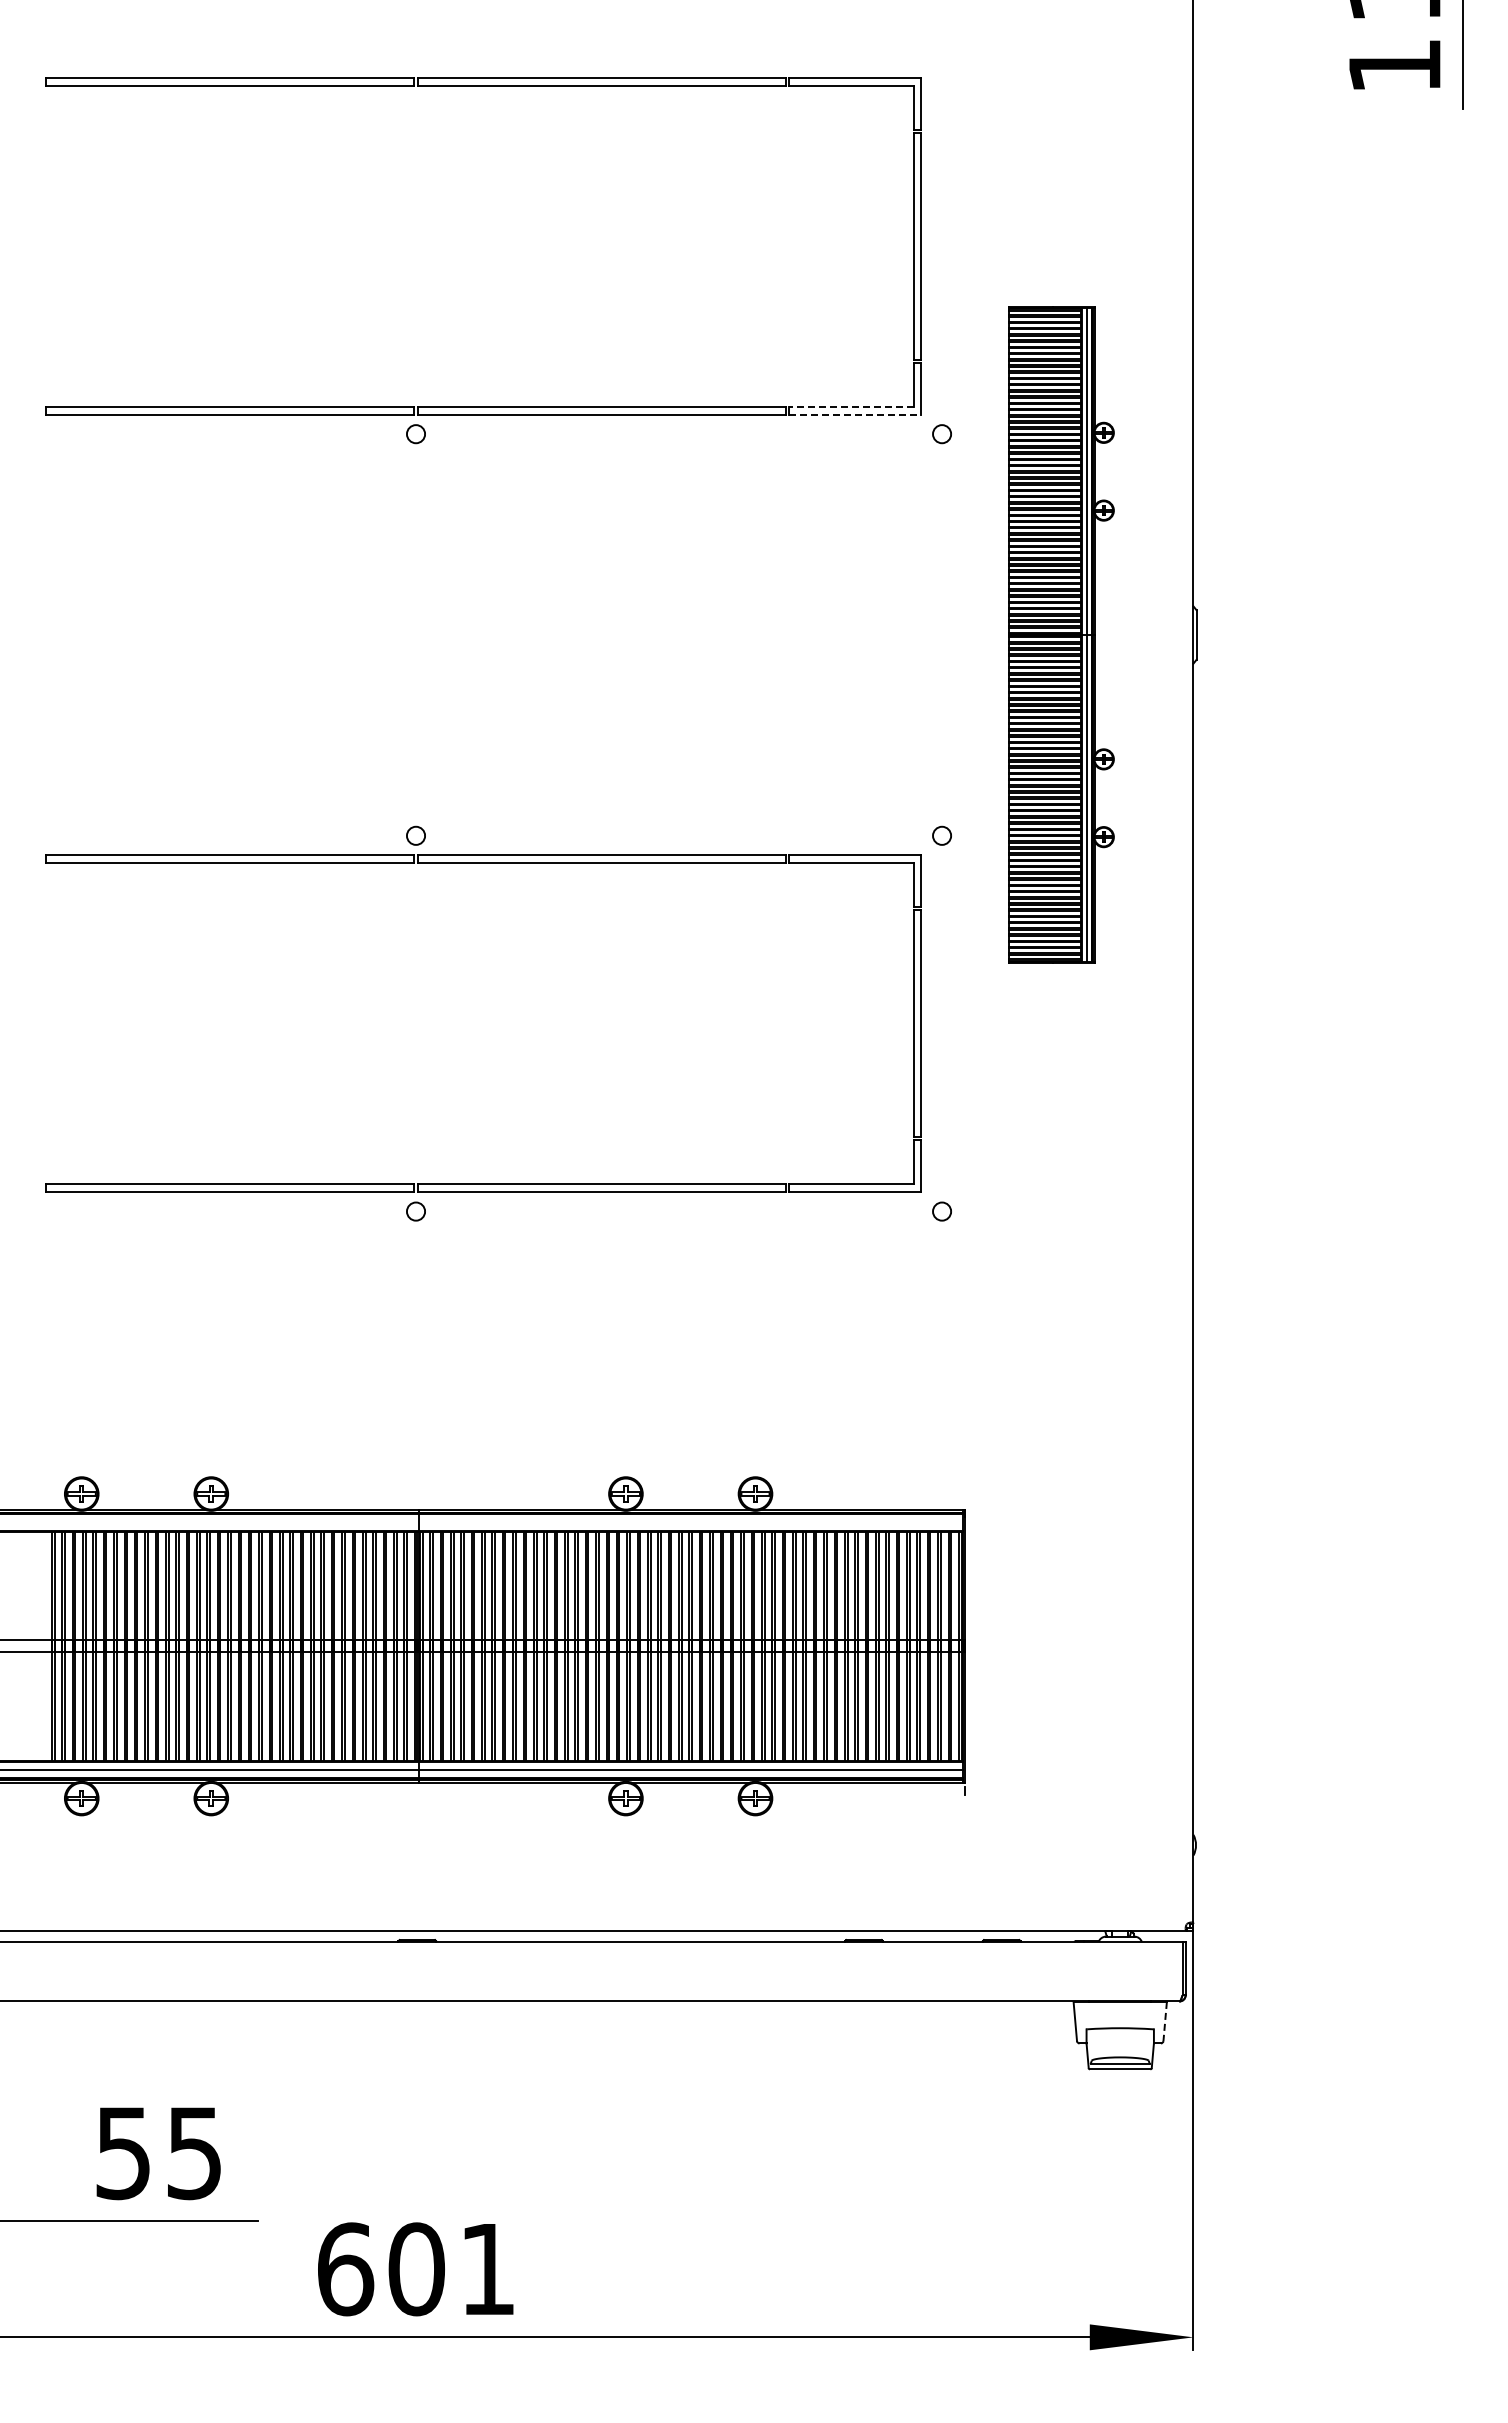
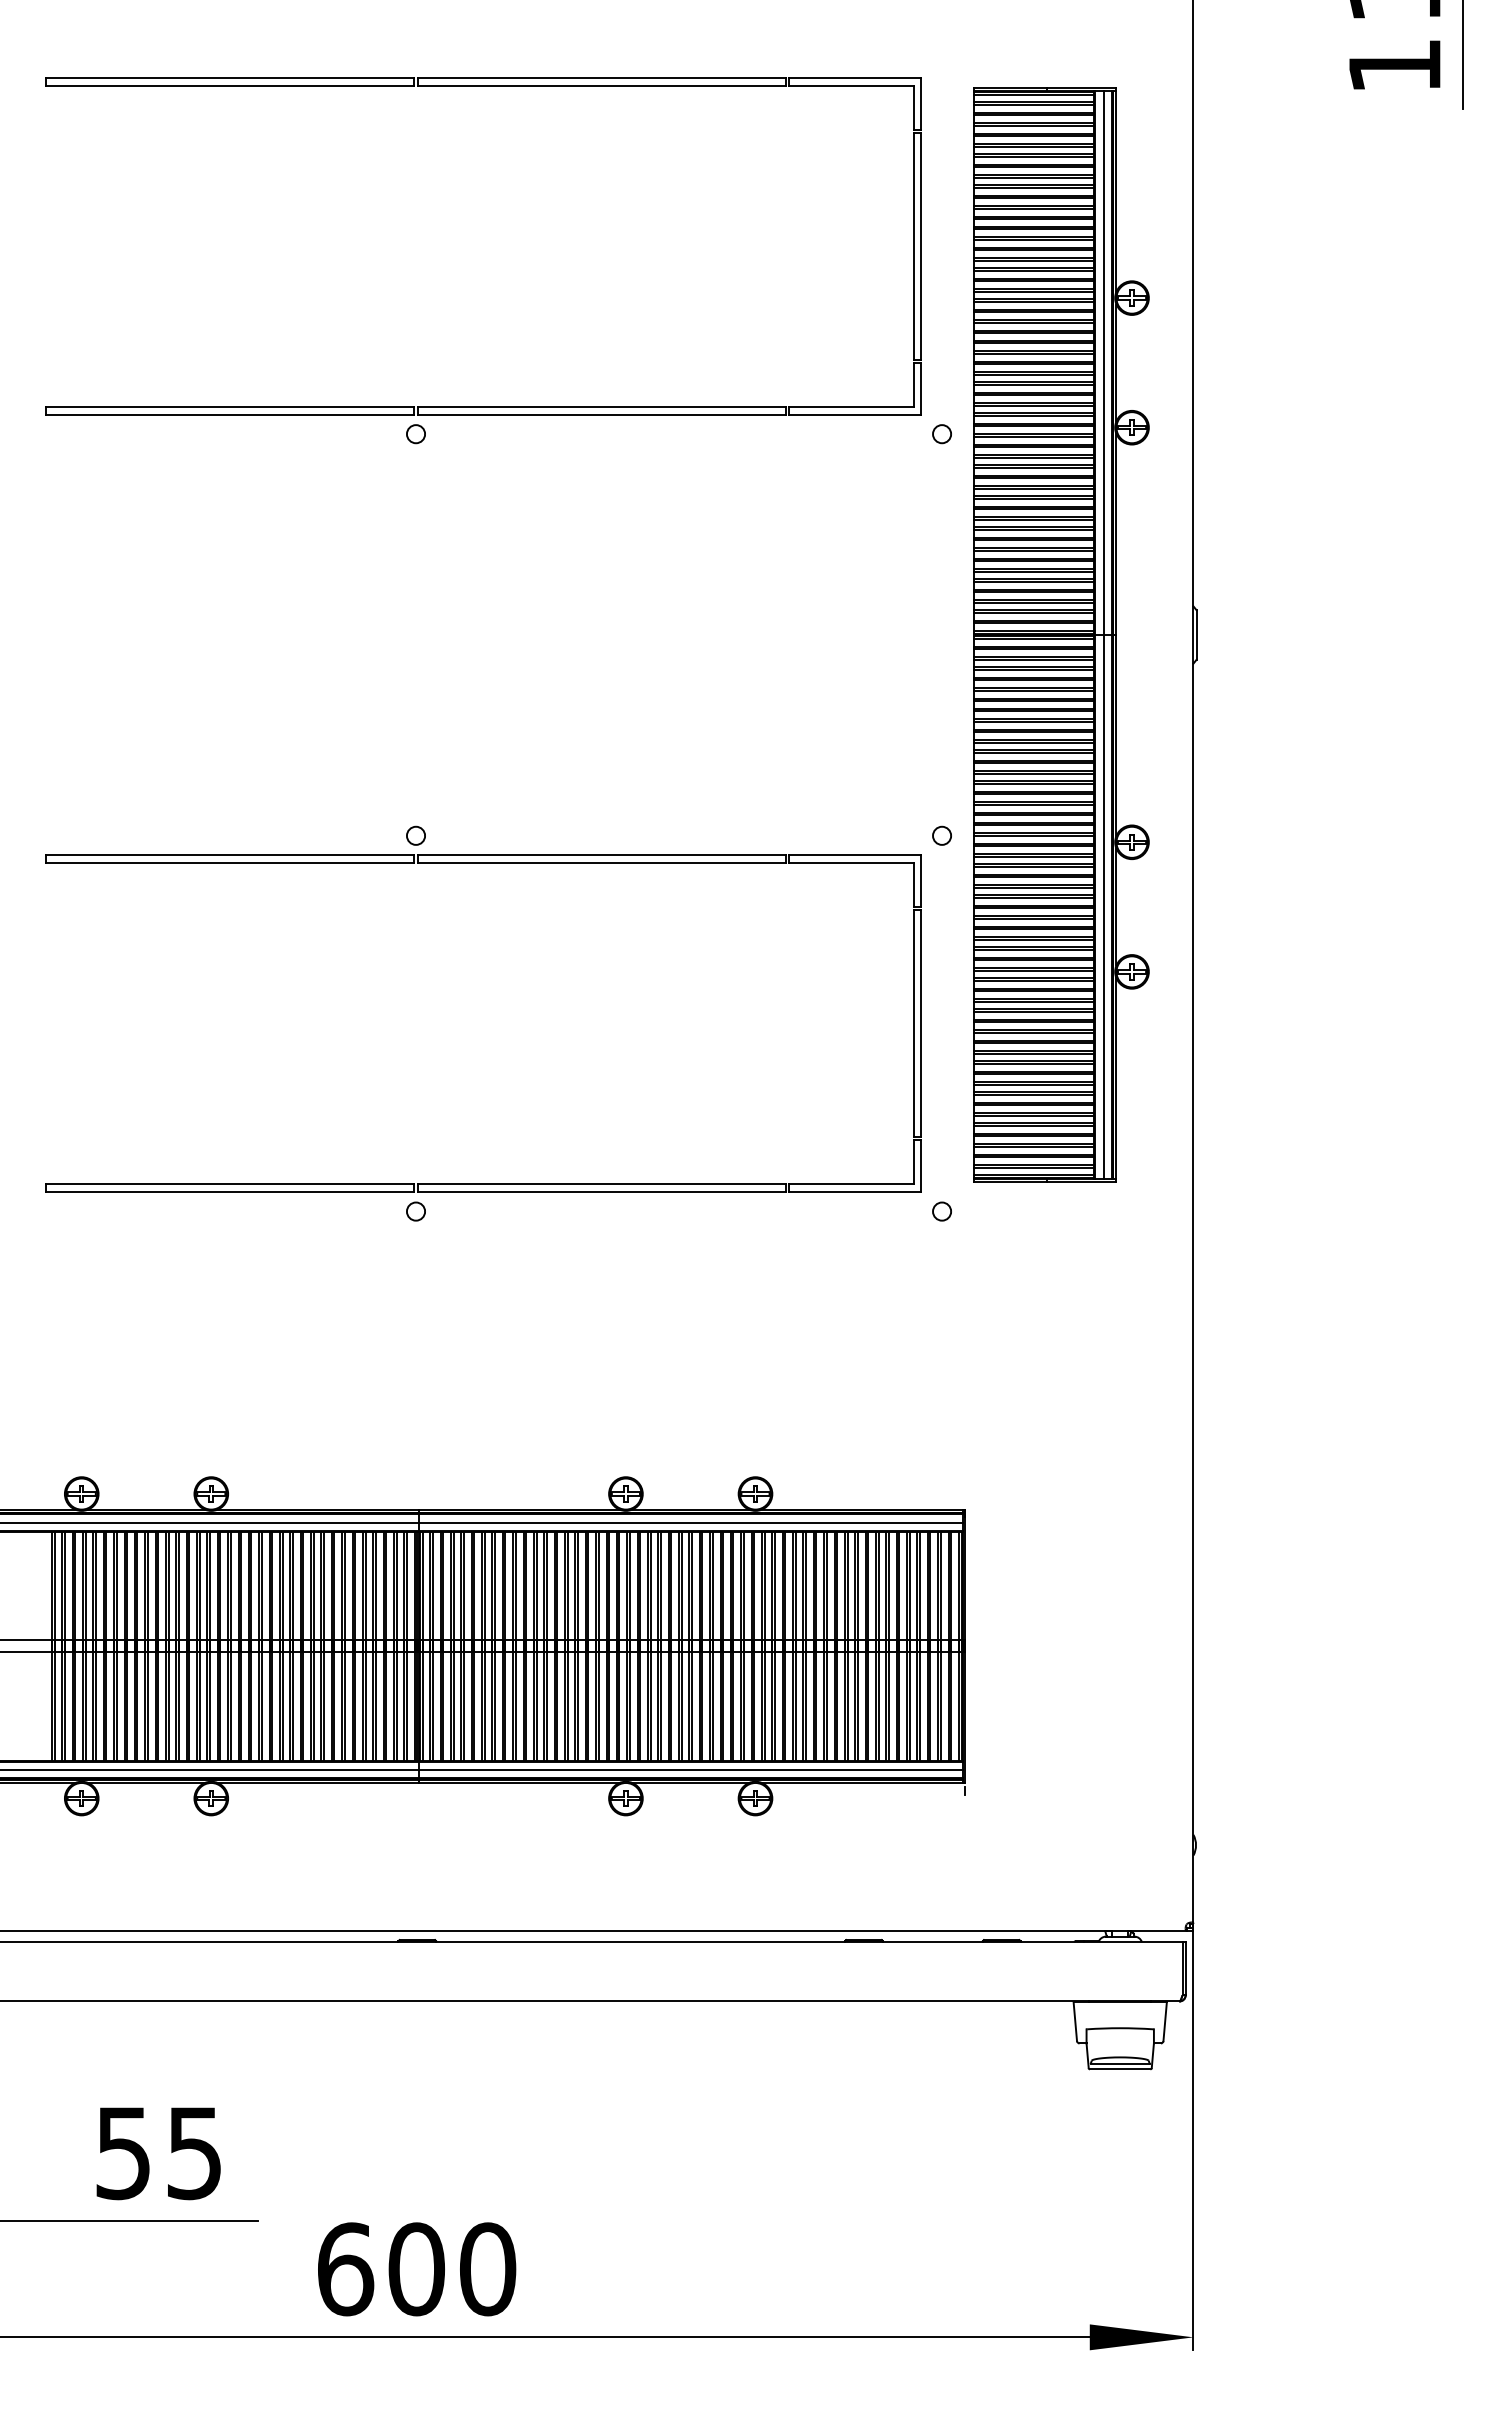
line: dashed -> solid (850, 406)
line: dashed -> solid (855, 414)
part size: 107x658 px -> 177x1096 px (1061, 634)
line: none -> present (482, 1522)
line: dashed -> solid (1165, 2021)
text: 601 -> 600 (488, 2269)
